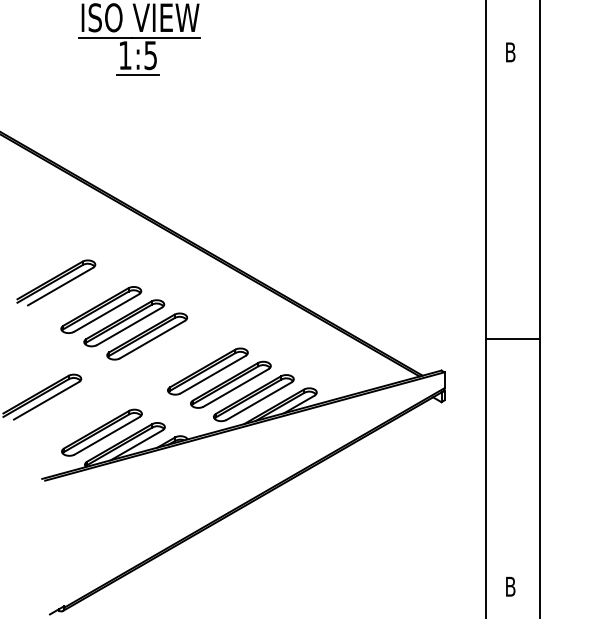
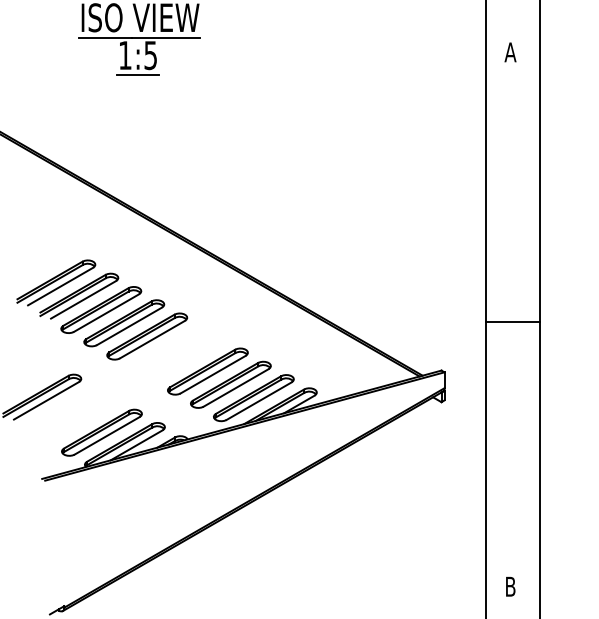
text: B -> A (510, 52)
part: none -> present (79, 295)
line position: (512, 339) -> (512, 322) (512, 322)
